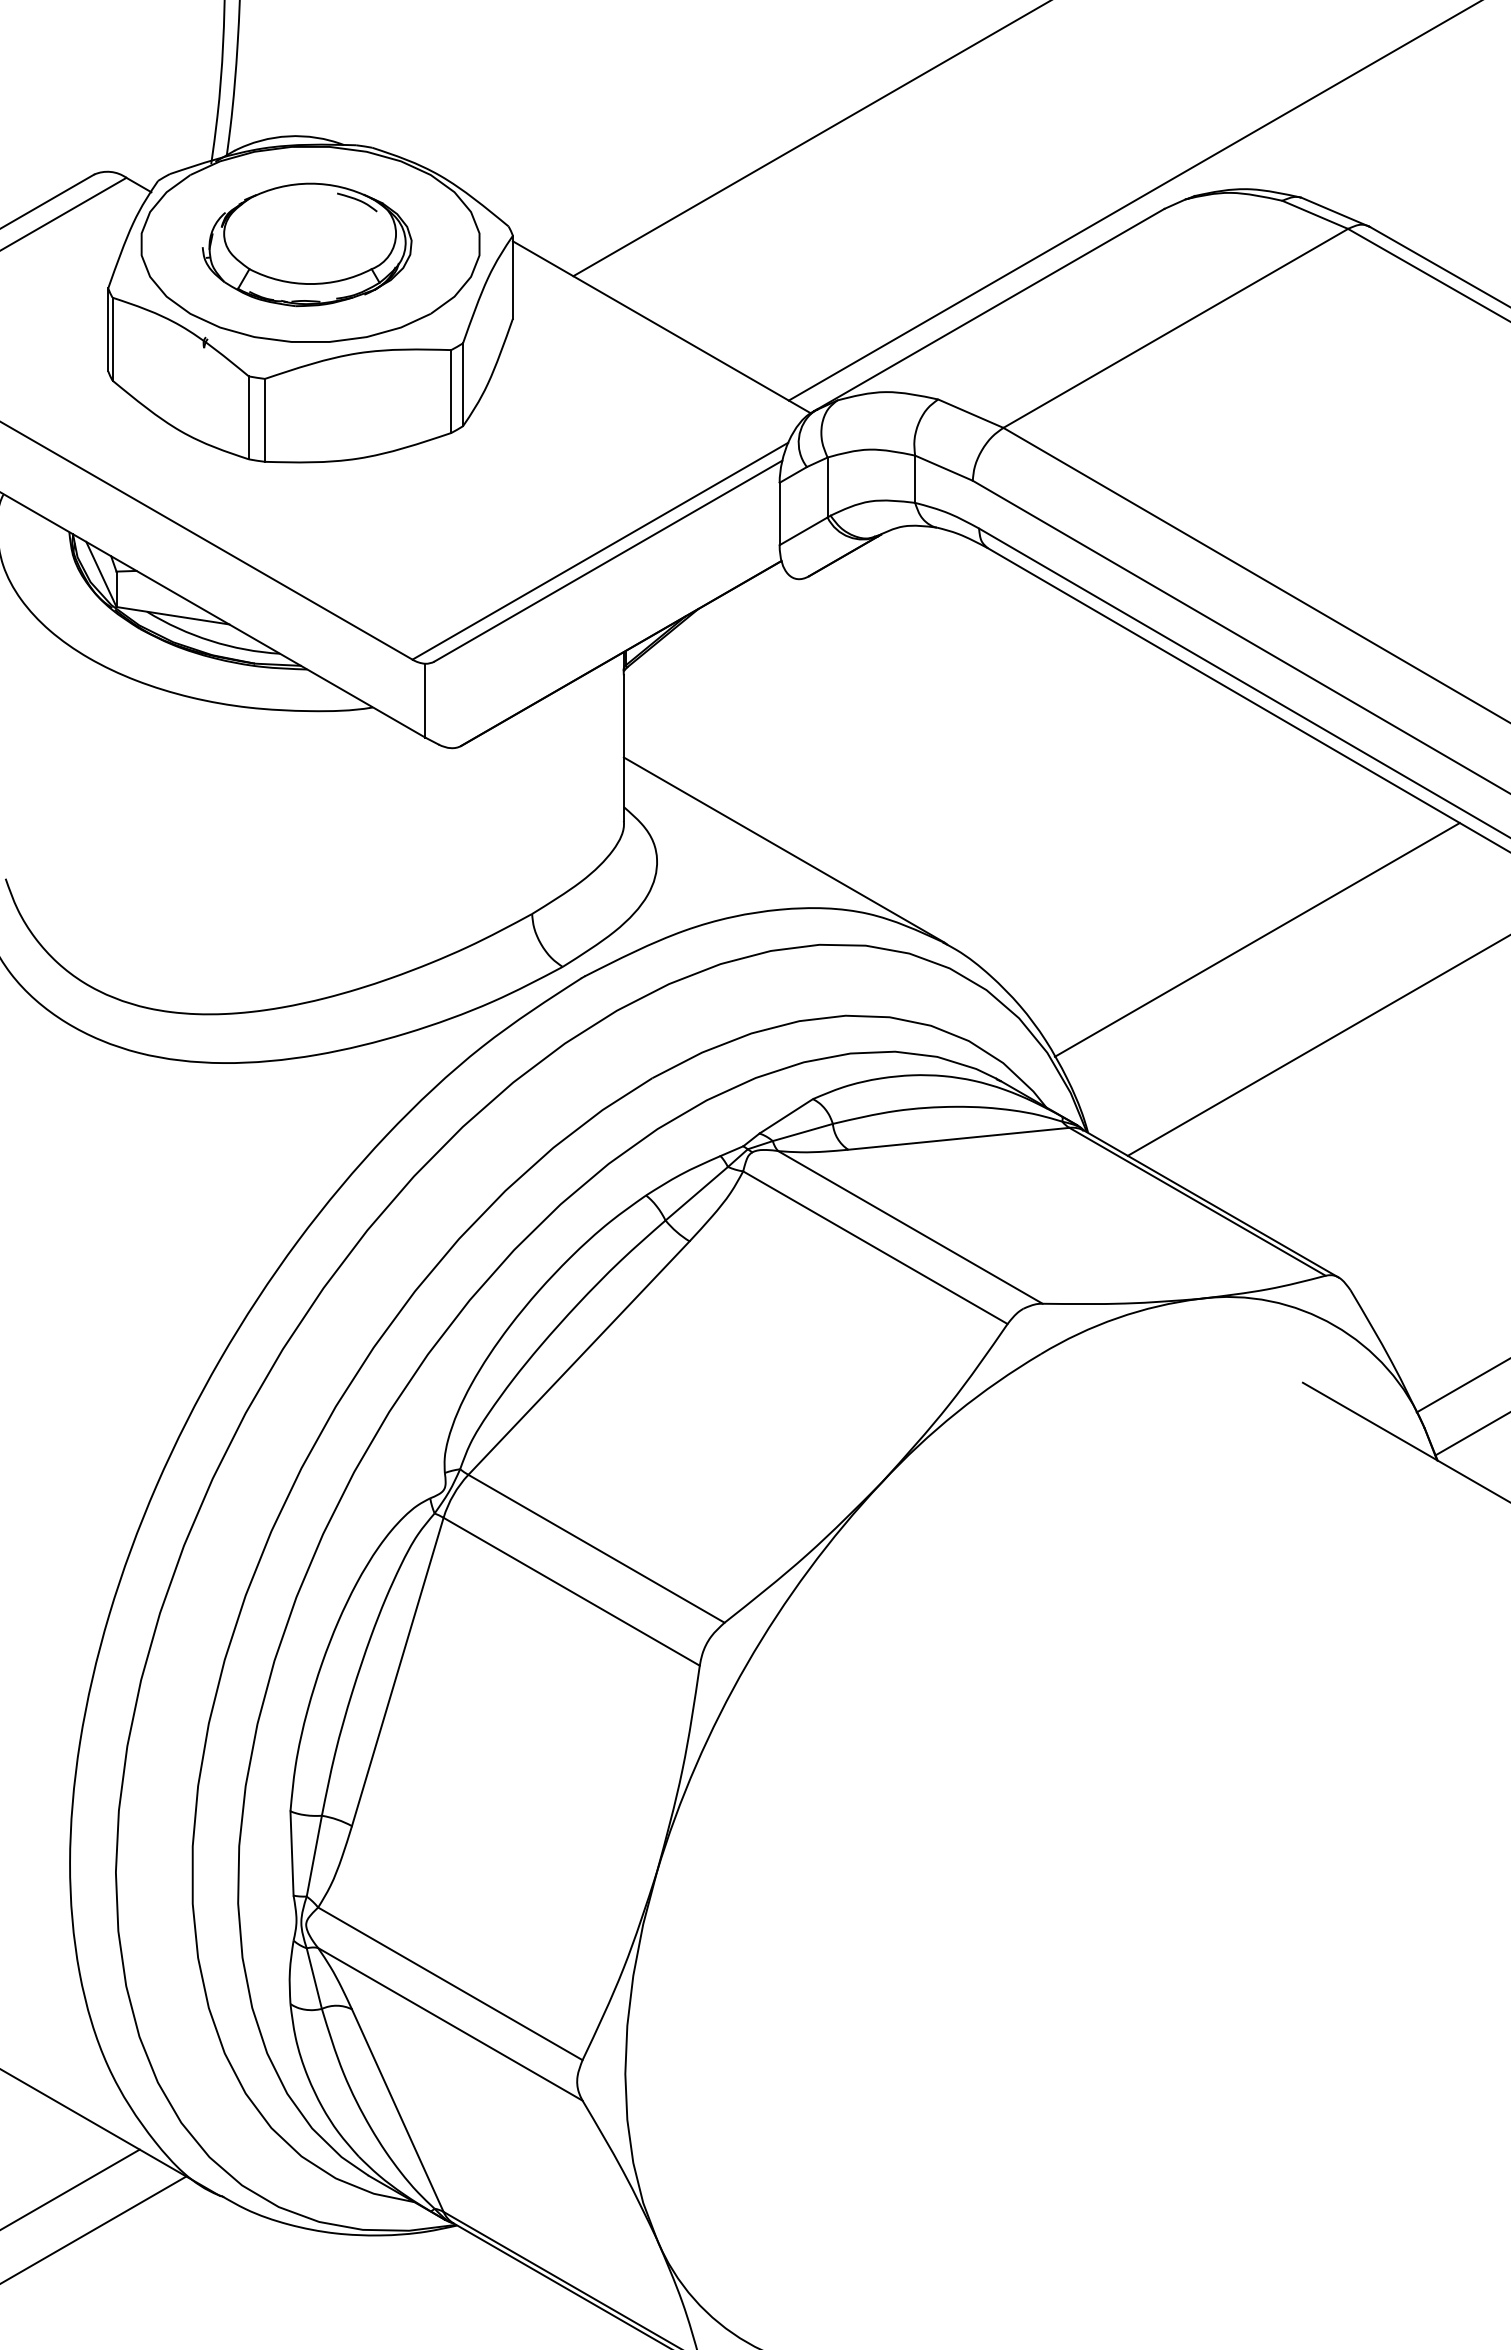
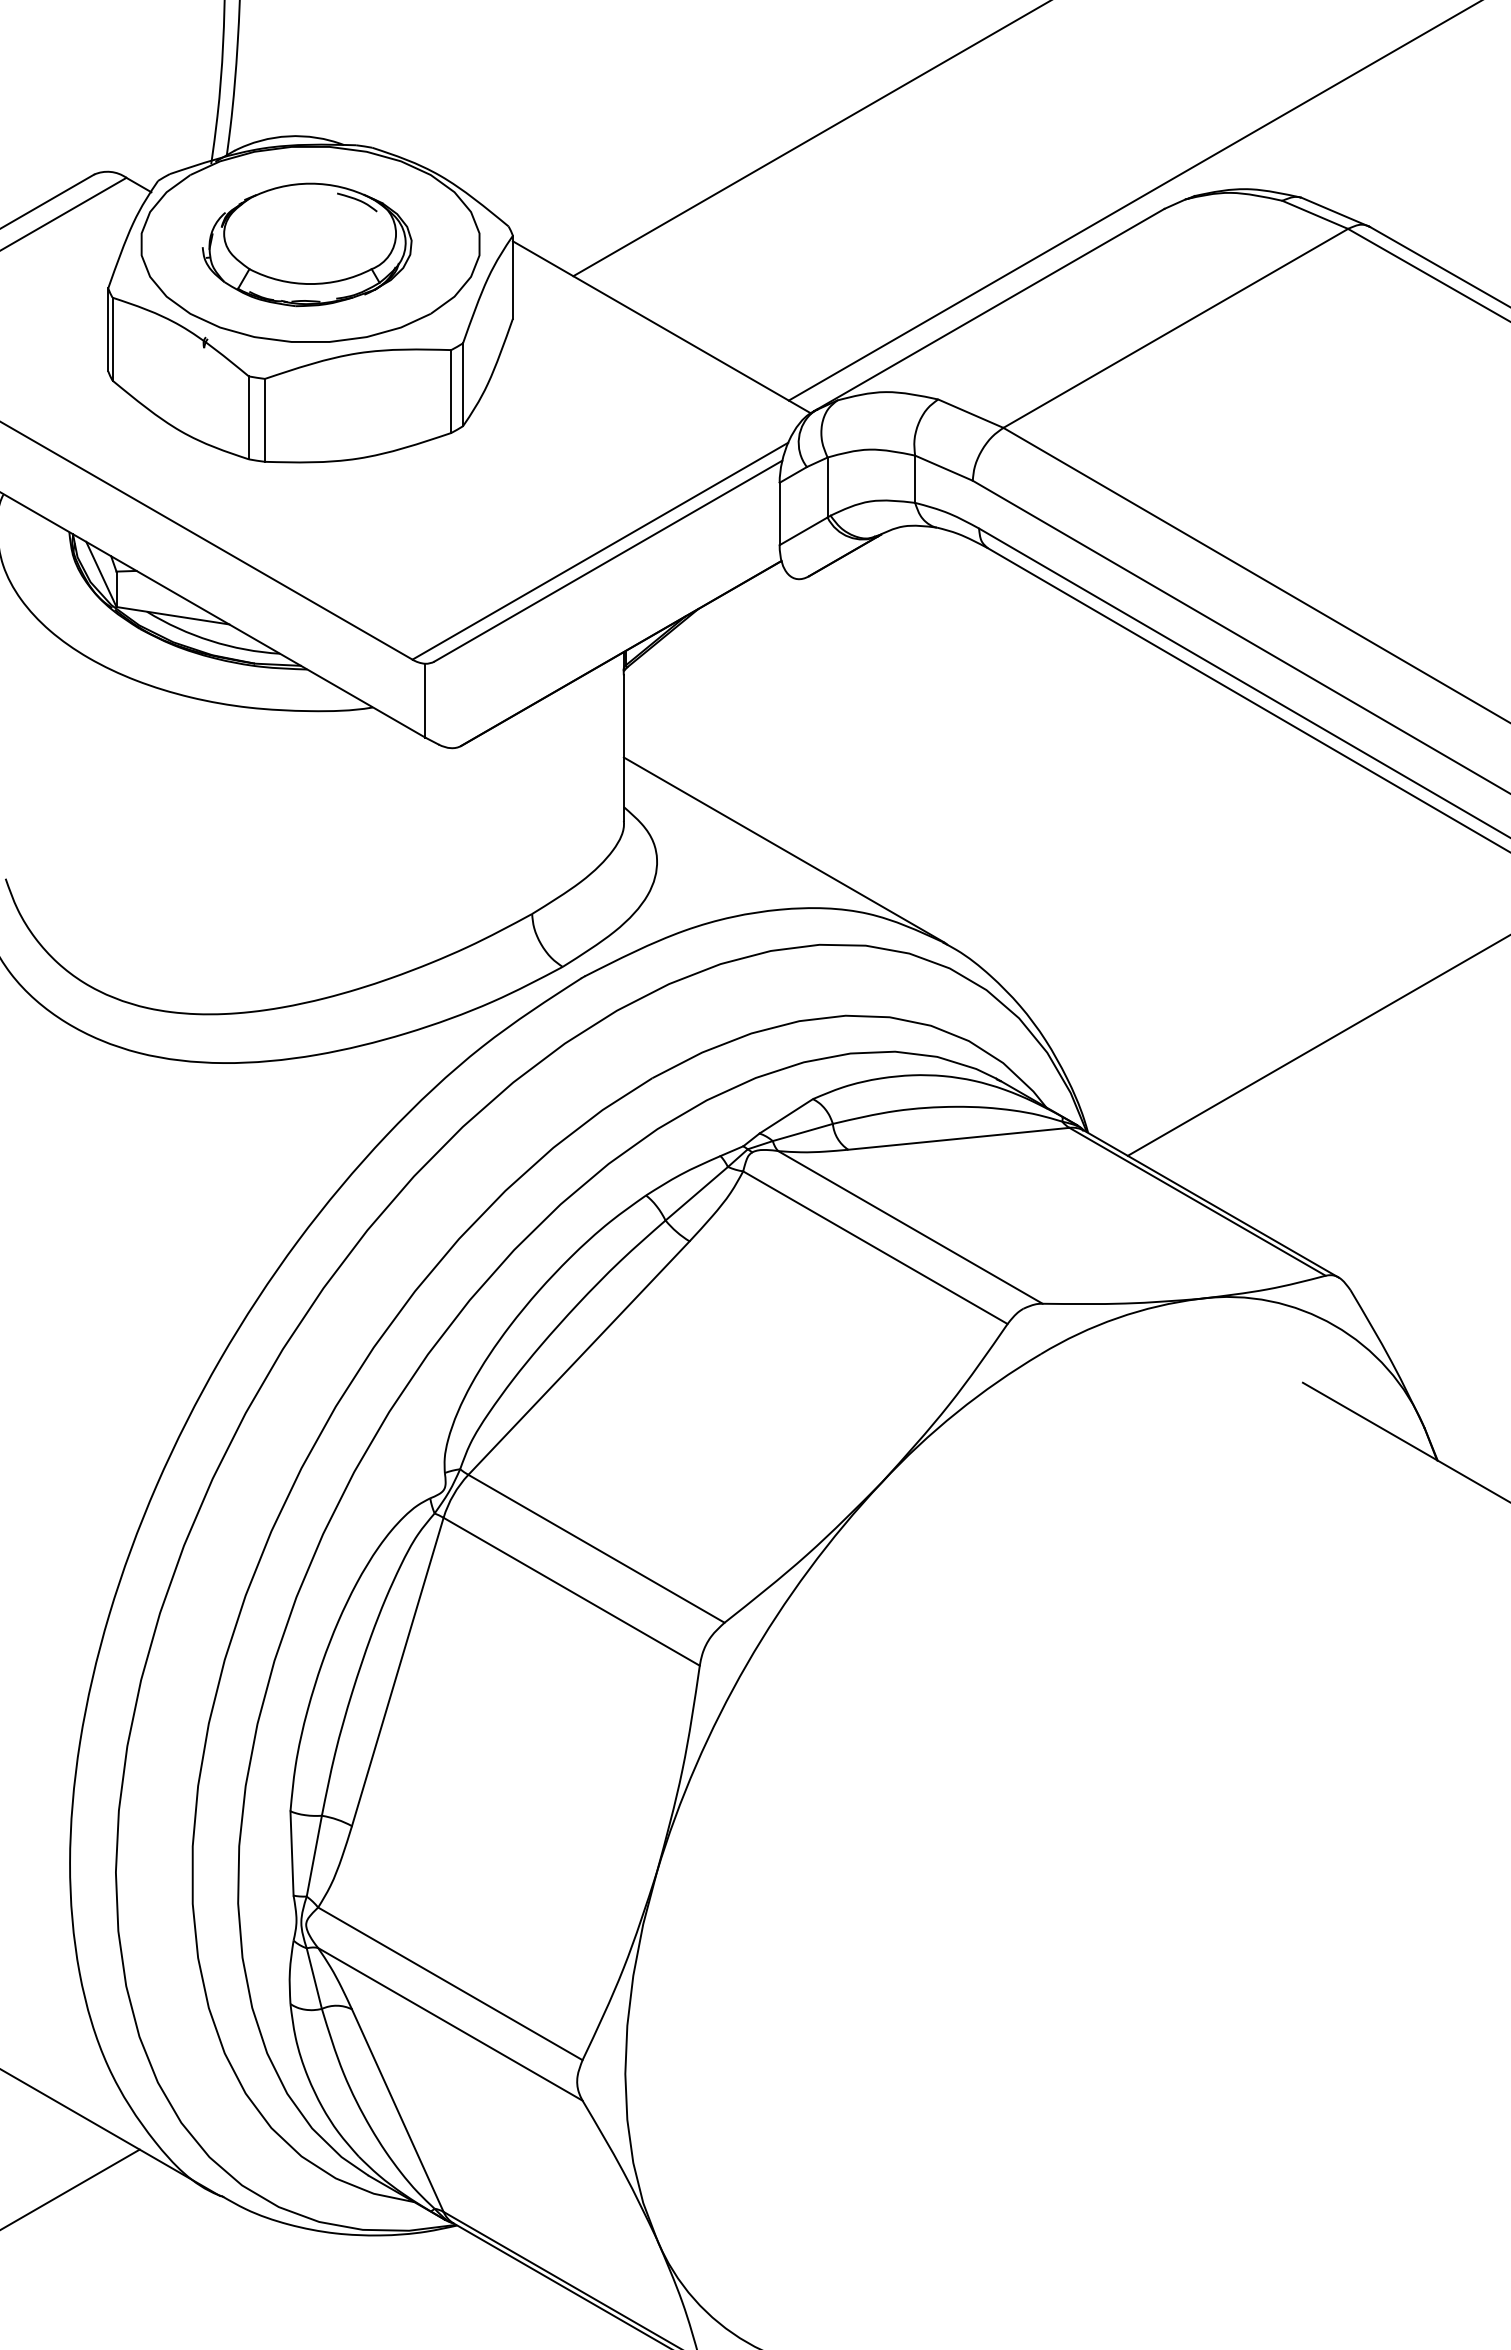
line: present -> none (1256, 939)
line: present -> none (1461, 1385)
line: present -> none (1471, 1434)
line: present -> none (94, 2229)
